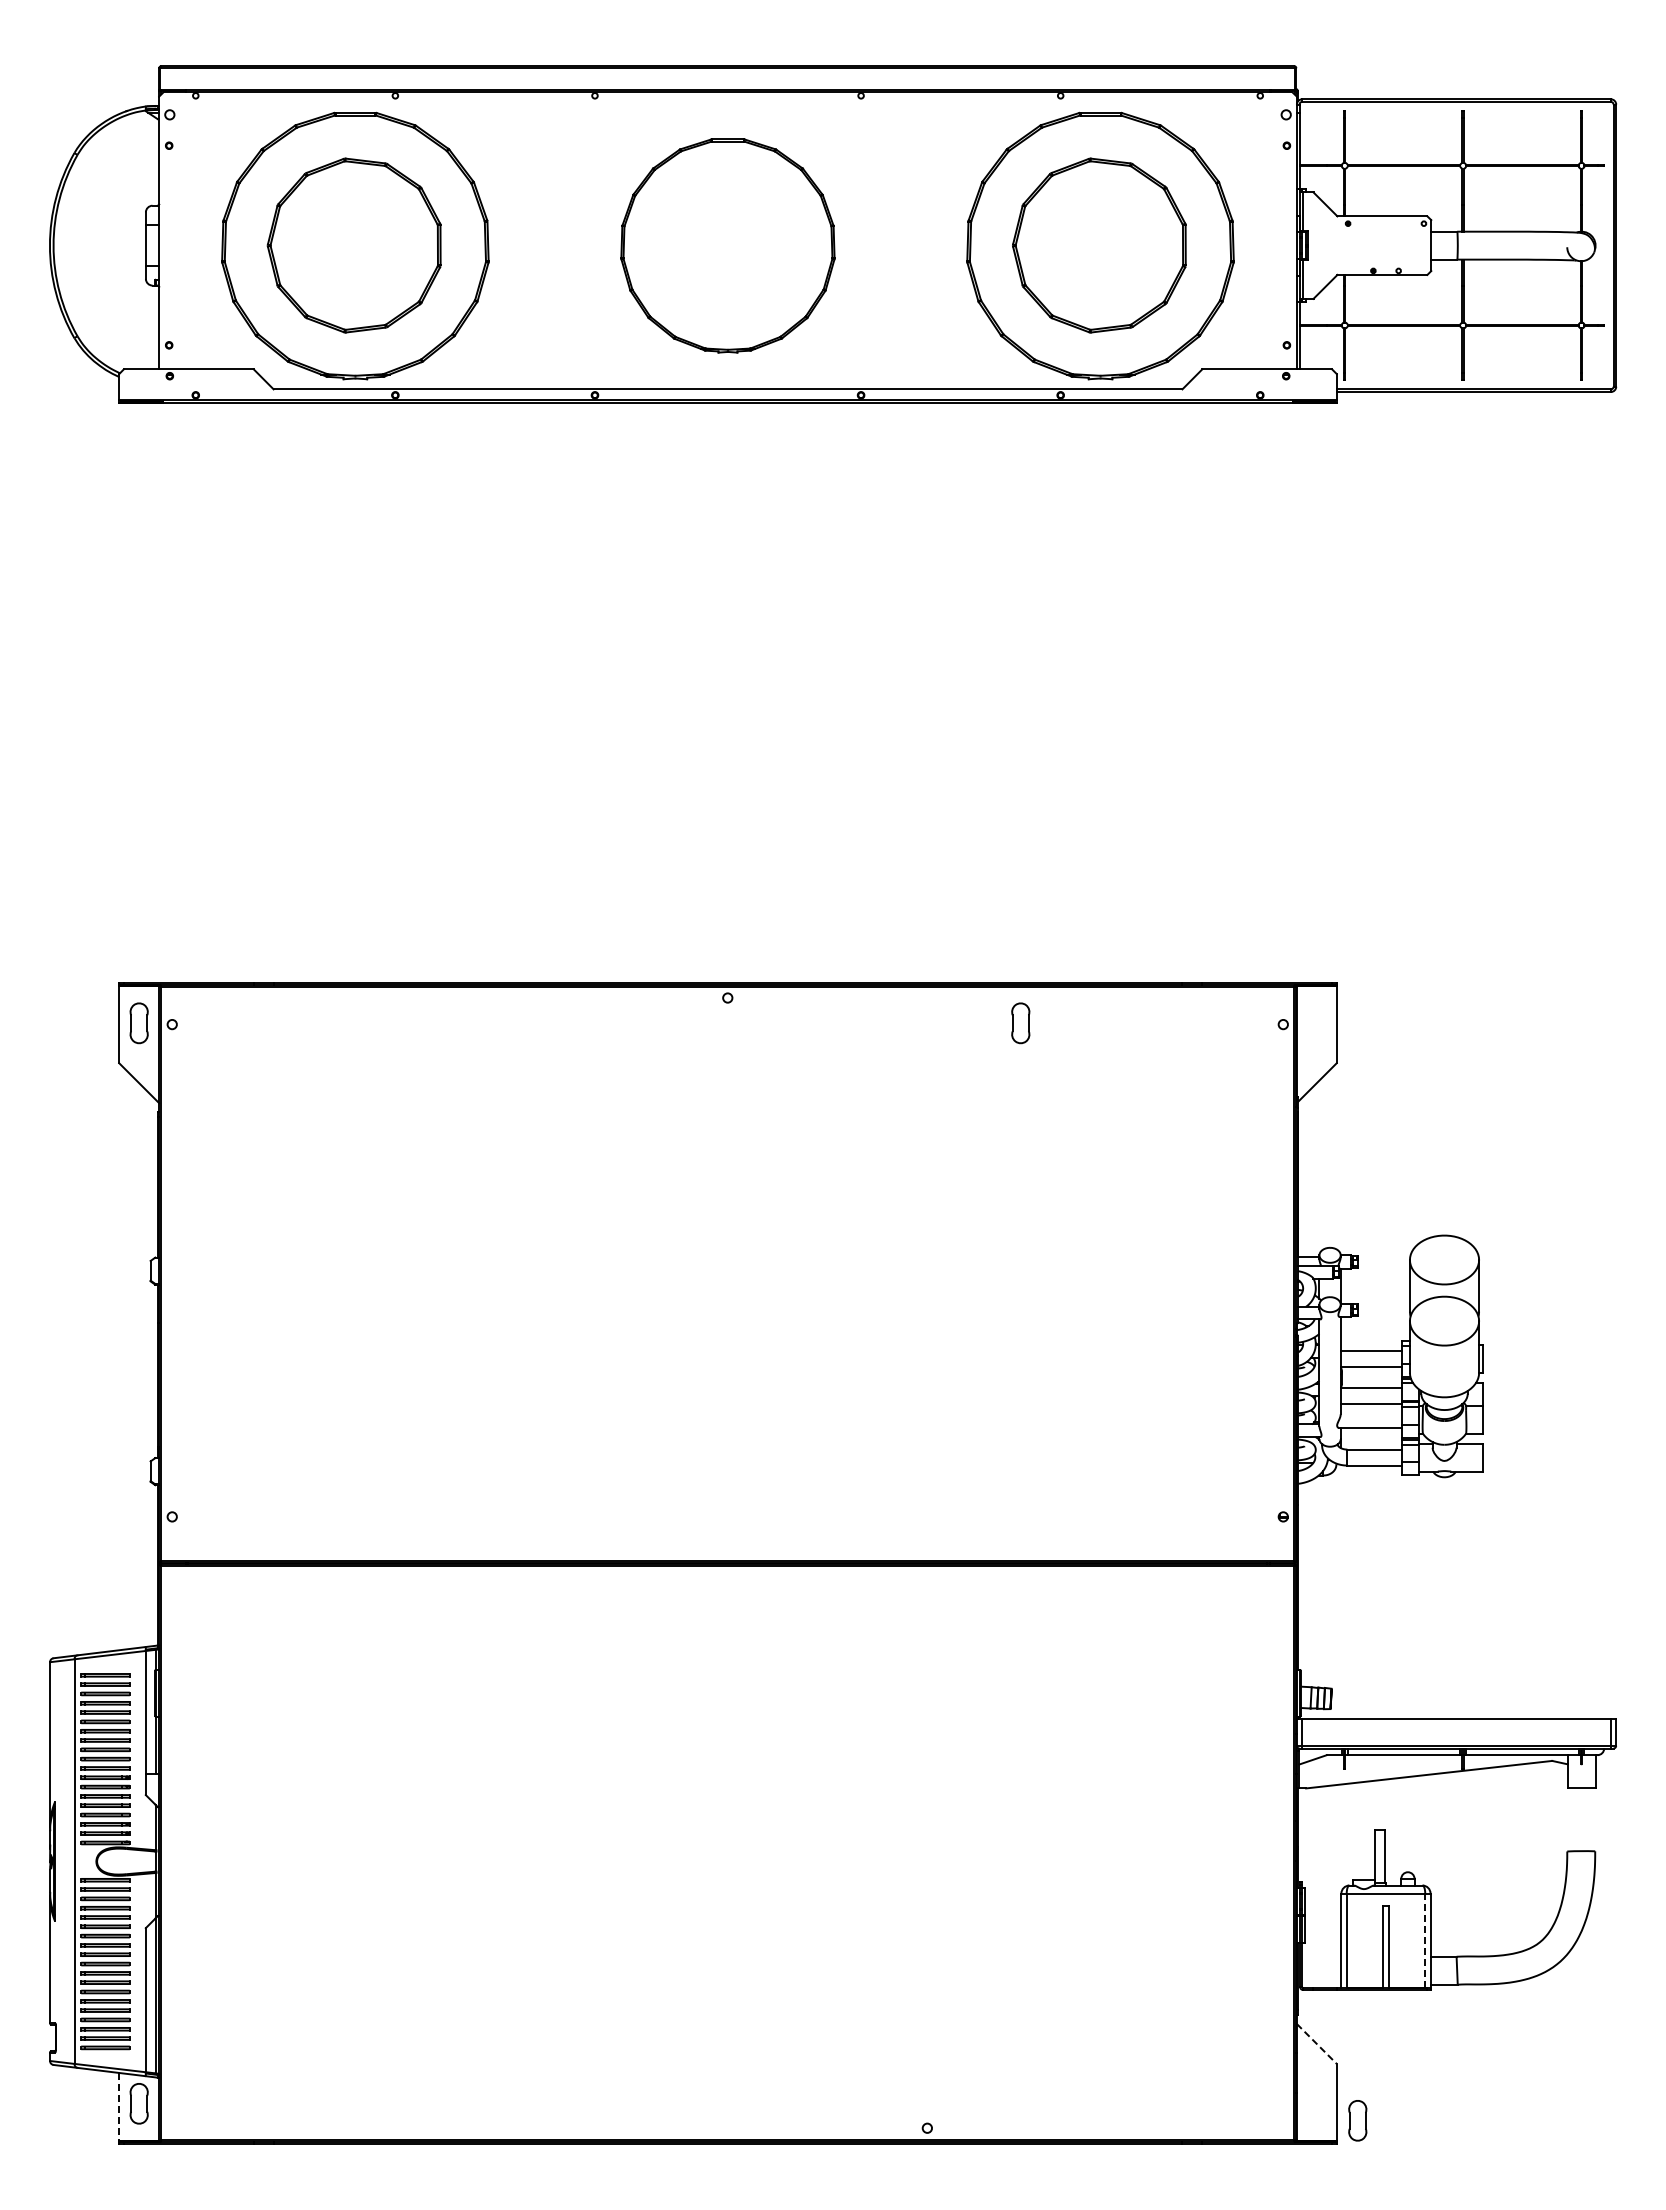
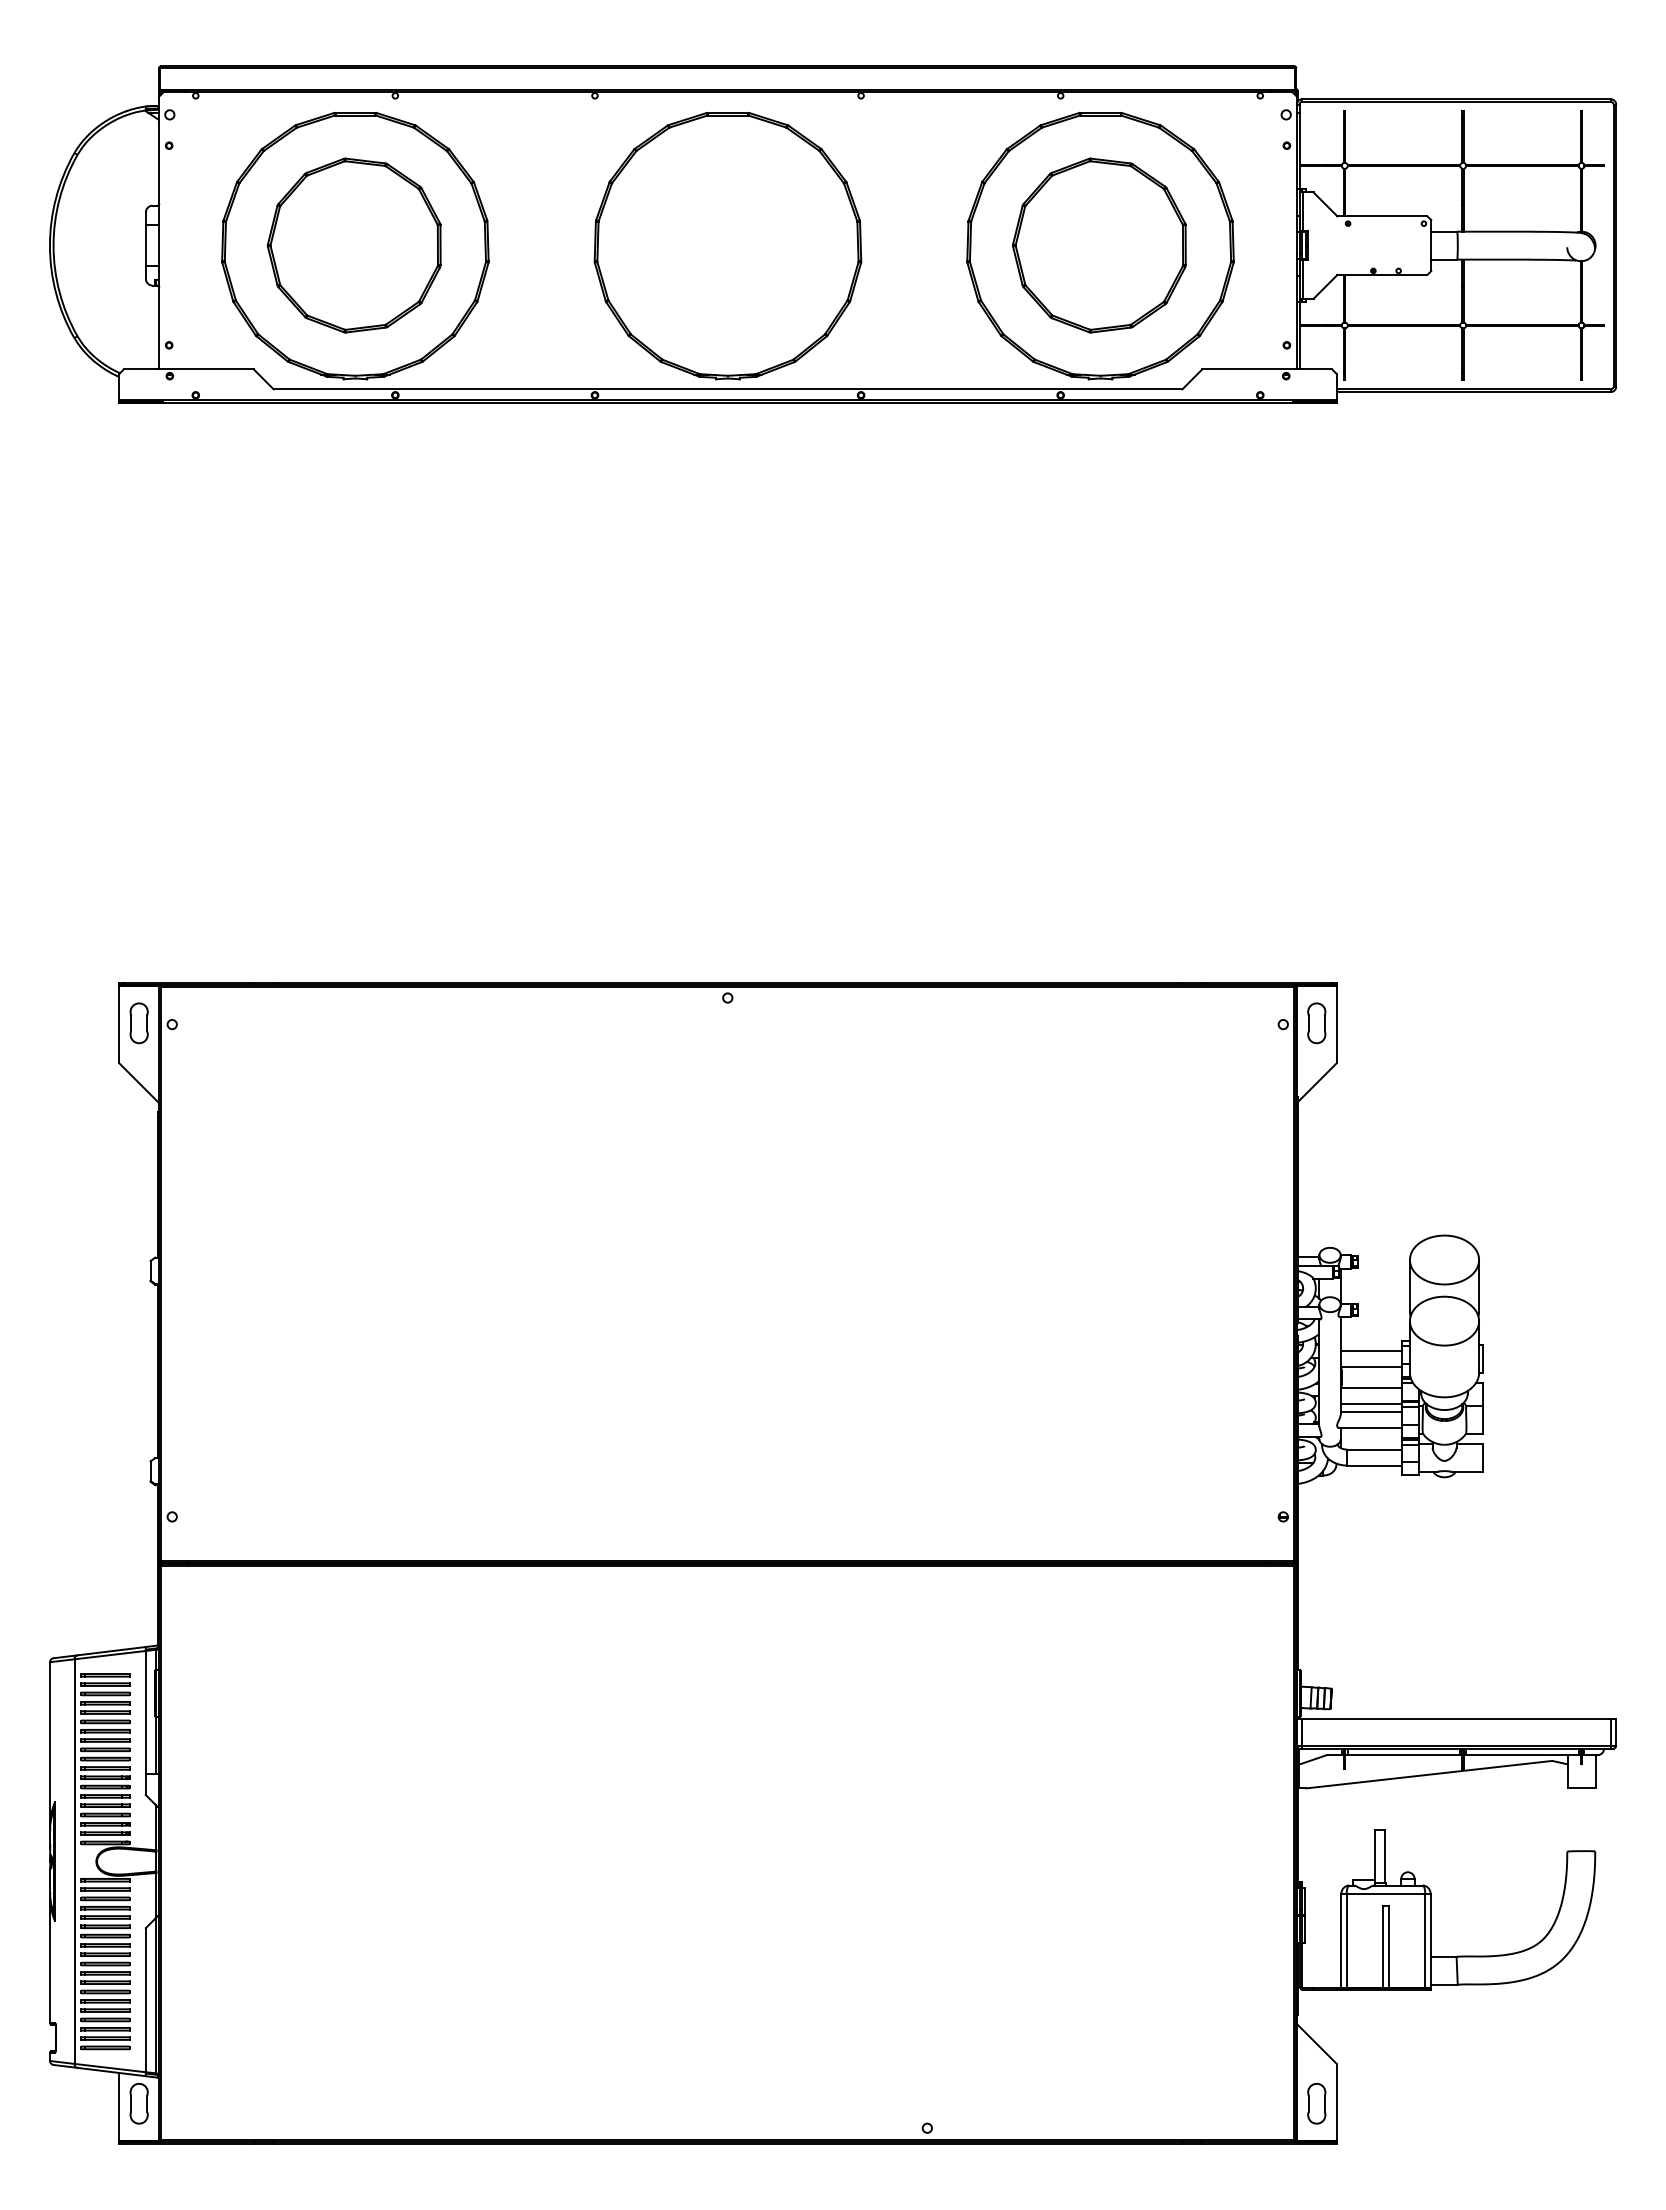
part size: 216x216 px -> 270x270 px (727, 245)
part position: (1020, 1023) -> (1316, 1023) (1316, 1023)
line: none -> present (1370, 1411)
line: dashed -> solid (1425, 1940)
line: dashed -> solid (1317, 2044)
line: dashed -> solid (119, 2107)
part position: (1357, 2120) -> (1316, 2103) (1316, 2103)
